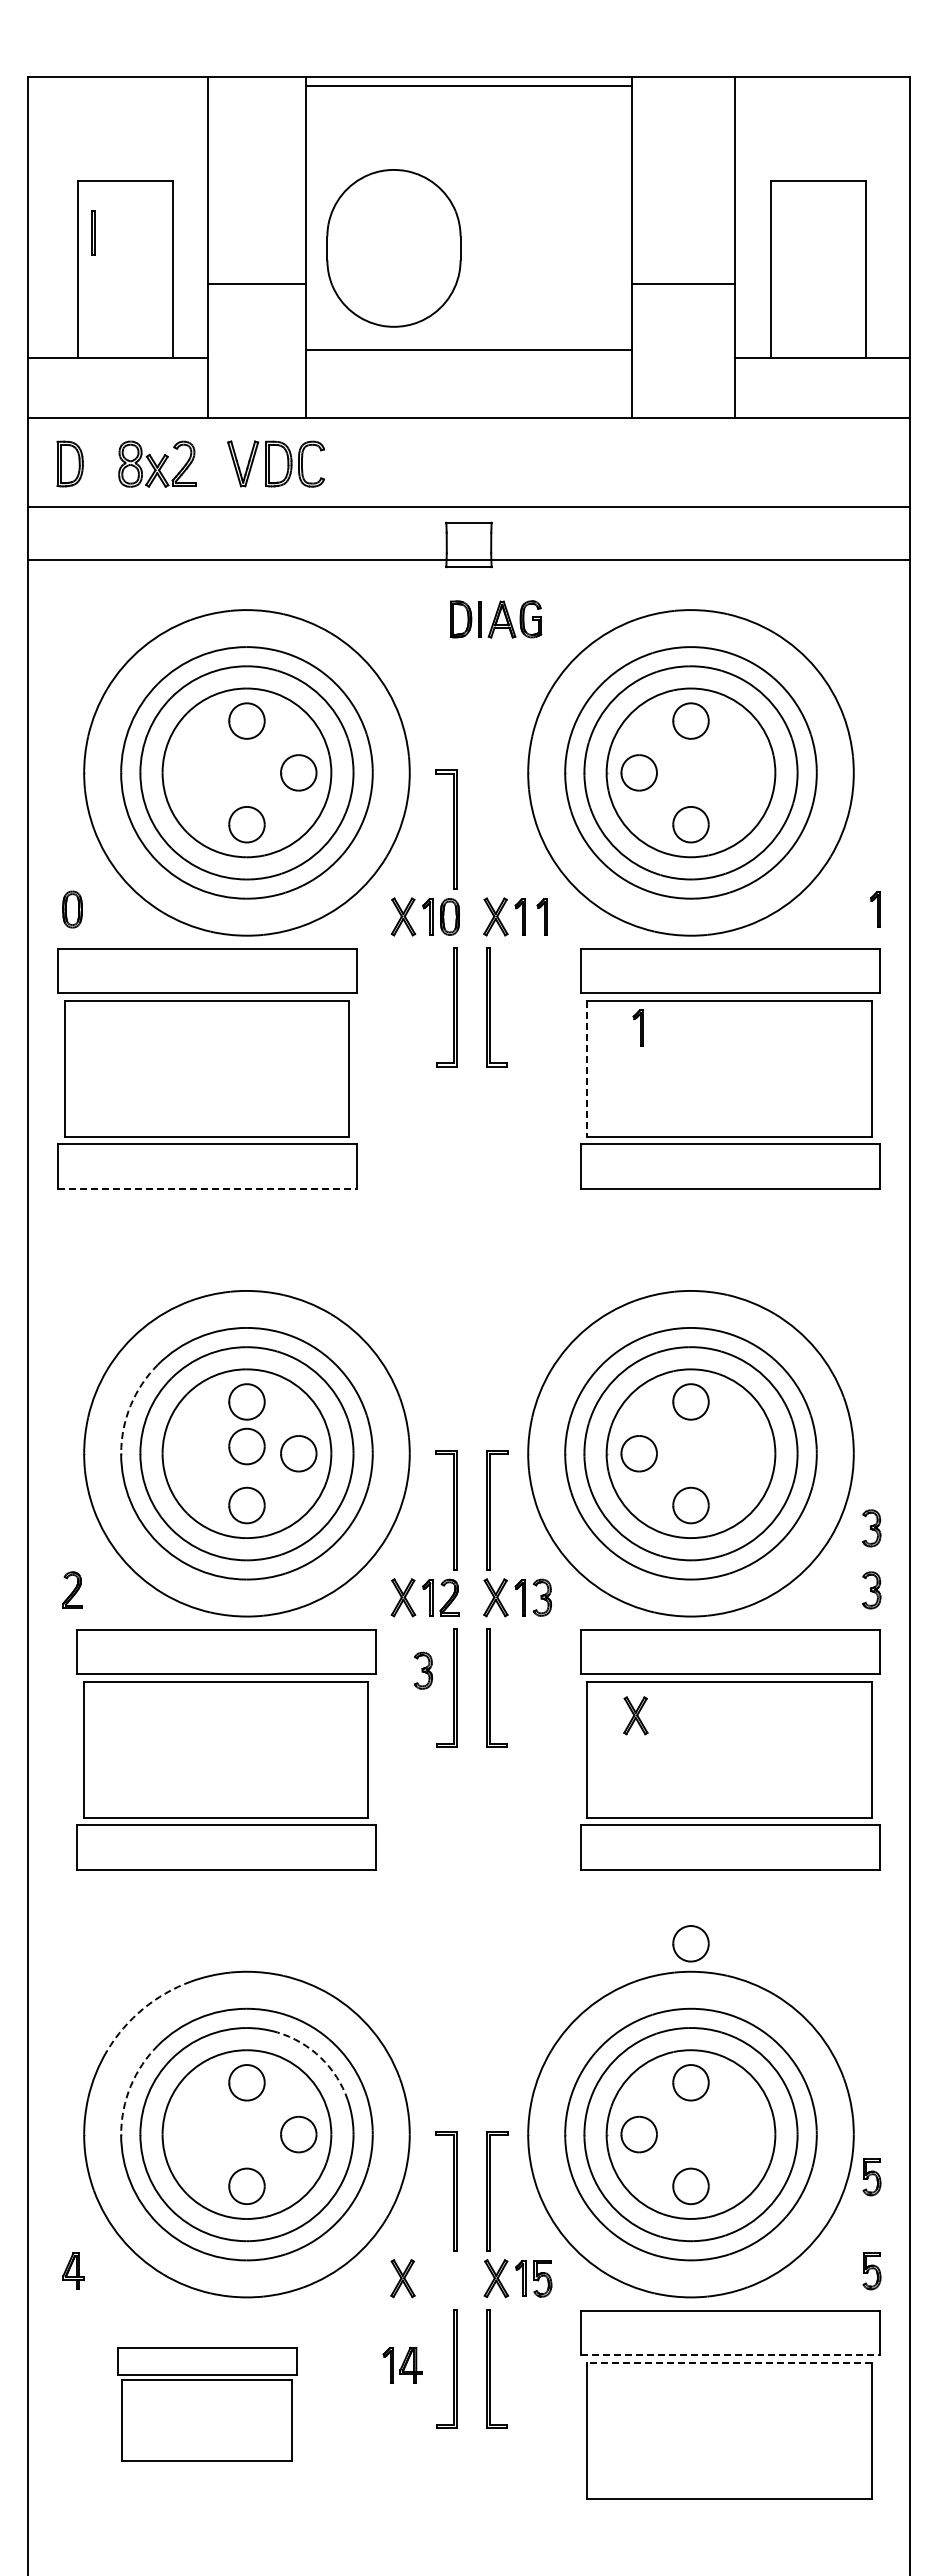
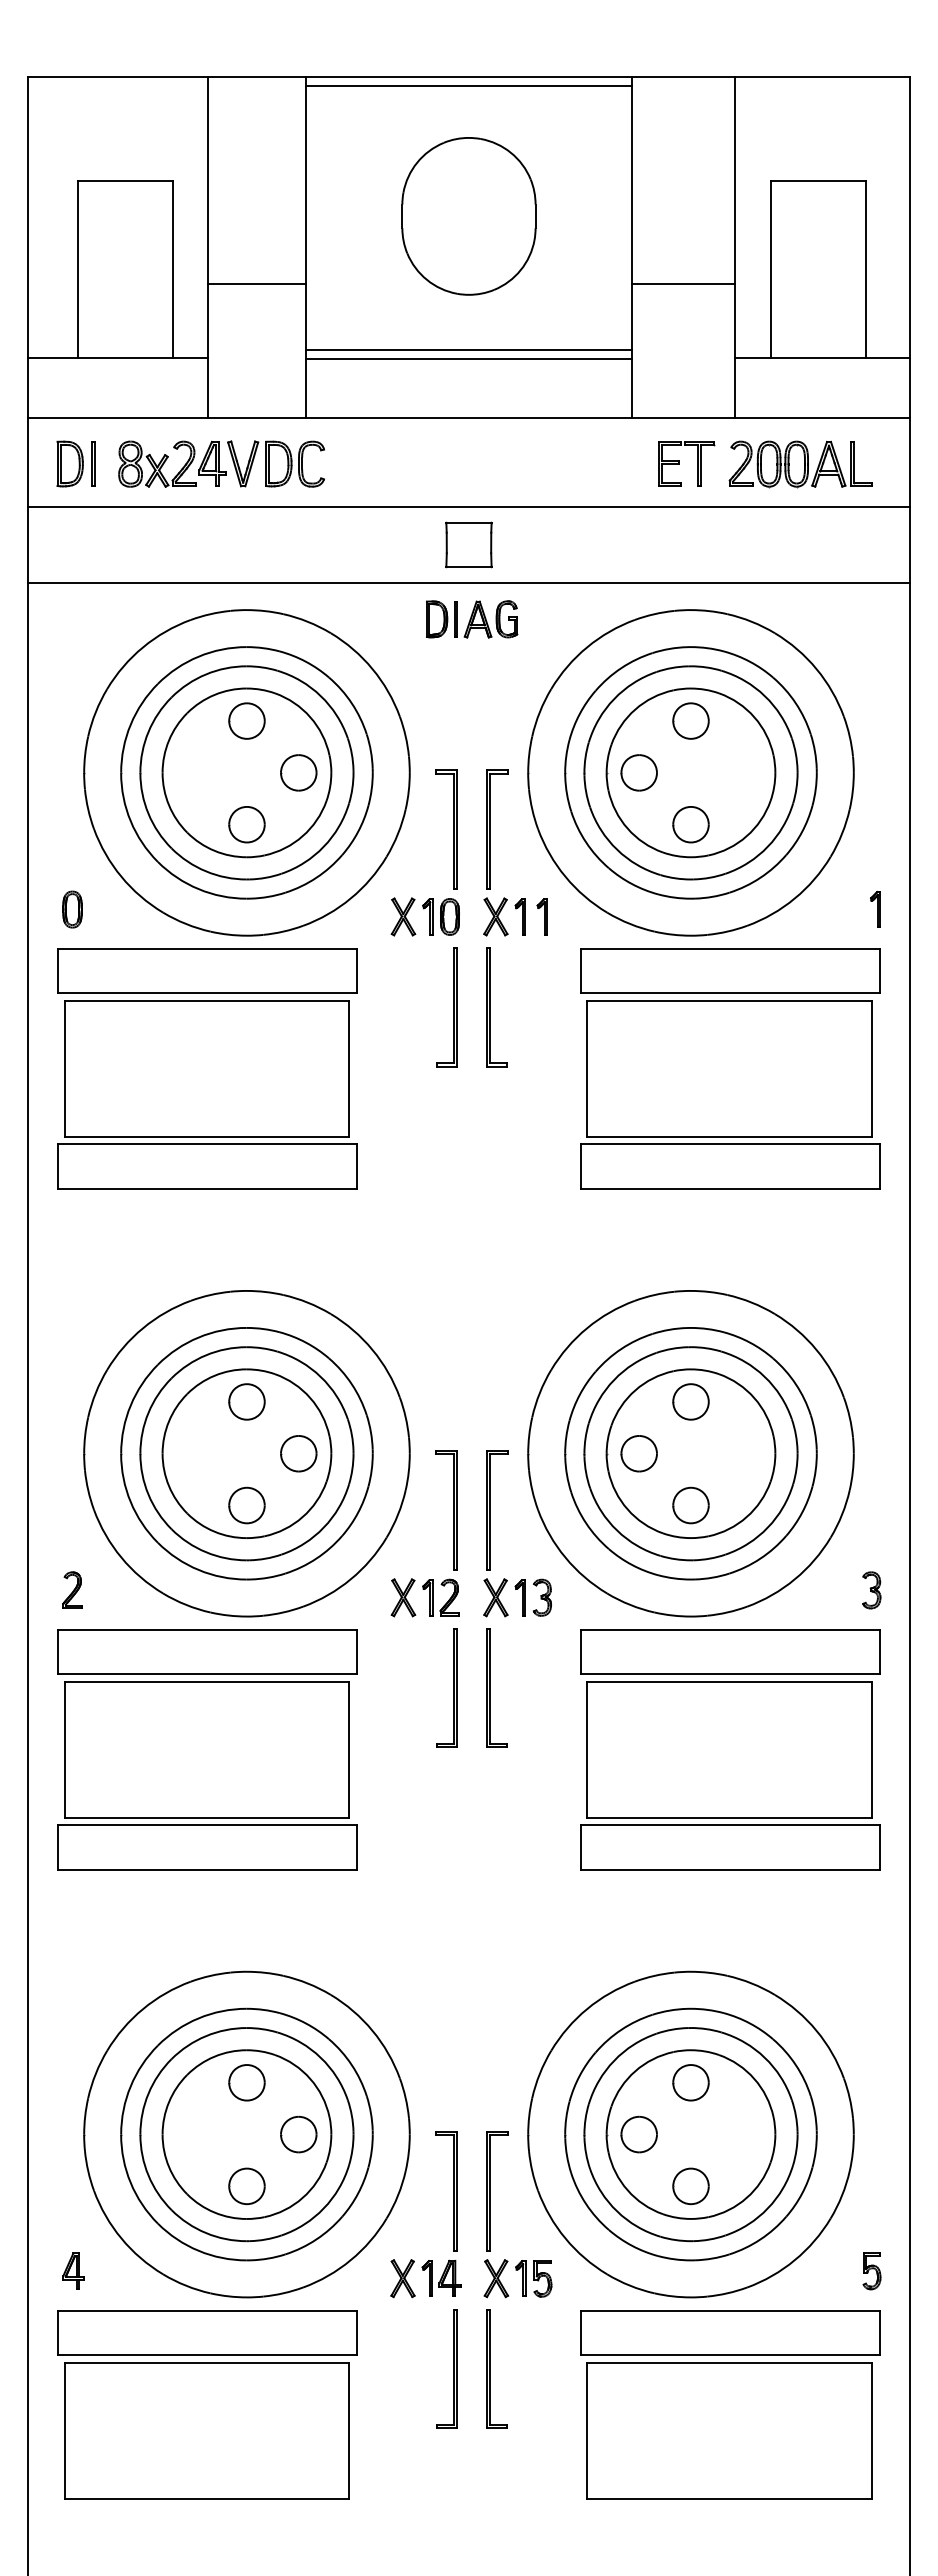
line position: (92, 232) -> (92, 463) (92, 463)
part position: (393, 248) -> (468, 216) (468, 216)
line: none -> present (468, 359)
part: none -> present (212, 463)
part: none -> present (679, 463)
part: none -> present (800, 464)
line position: (468, 559) -> (468, 582) (468, 582)
part position: (496, 619) -> (472, 619) (472, 619)
part: none -> present (490, 829)
part: present -> none (637, 1027)
line: dashed -> solid (587, 1069)
line: dashed -> solid (207, 1188)
arc: dashed -> solid (130, 1405)
part: present -> none (246, 1446)
part: present -> none (871, 1528)
part: present -> none (423, 1670)
part: present -> none (635, 1715)
part position: (226, 1749) -> (207, 1749) (207, 1749)
part: present -> none (690, 1943)
arc: dashed -> solid (143, 2009)
arc: dashed -> solid (320, 2057)
arc: dashed -> solid (130, 2086)
part: present -> none (871, 2177)
line: dashed -> solid (731, 2355)
line: dashed -> solid (728, 2362)
part position: (402, 2364) -> (441, 2277) (441, 2277)
part size: 181x115 px -> 301x190 px (207, 2404)
